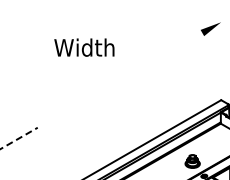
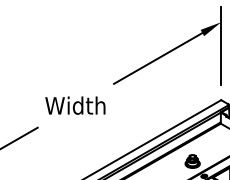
line: none -> present (221, 46)
text position: (84, 47) -> (75, 105) (75, 105)
line: none -> present (158, 58)
line: dashed -> solid (19, 138)
